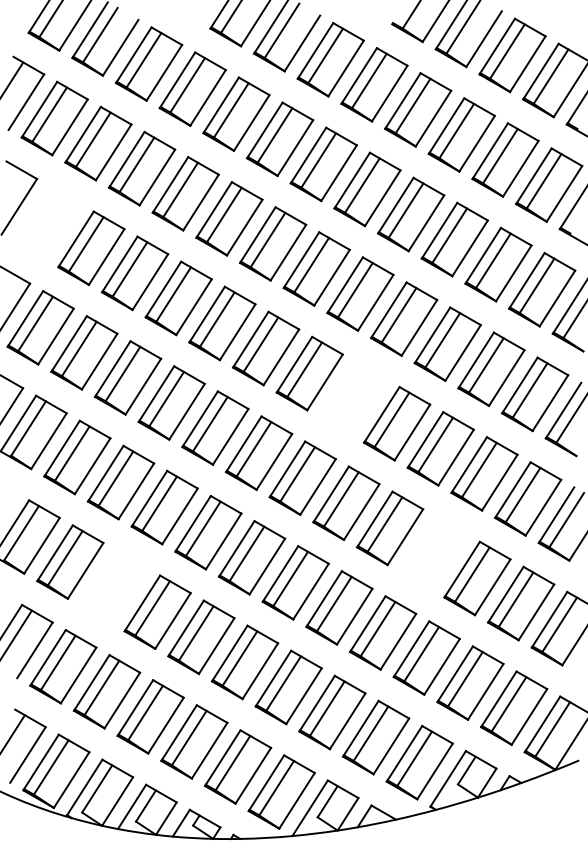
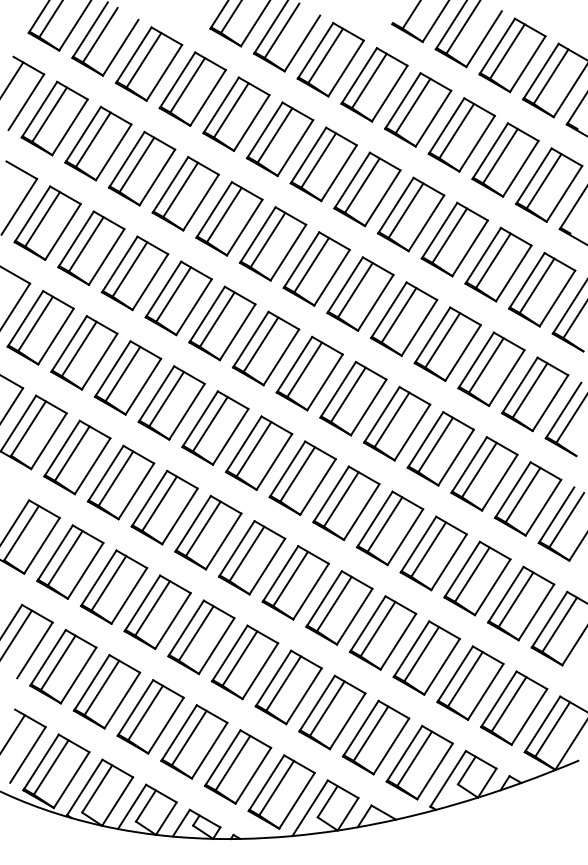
part: none -> present (47, 222)
part: none -> present (353, 398)
part: none -> present (433, 553)
part: none -> present (113, 586)
